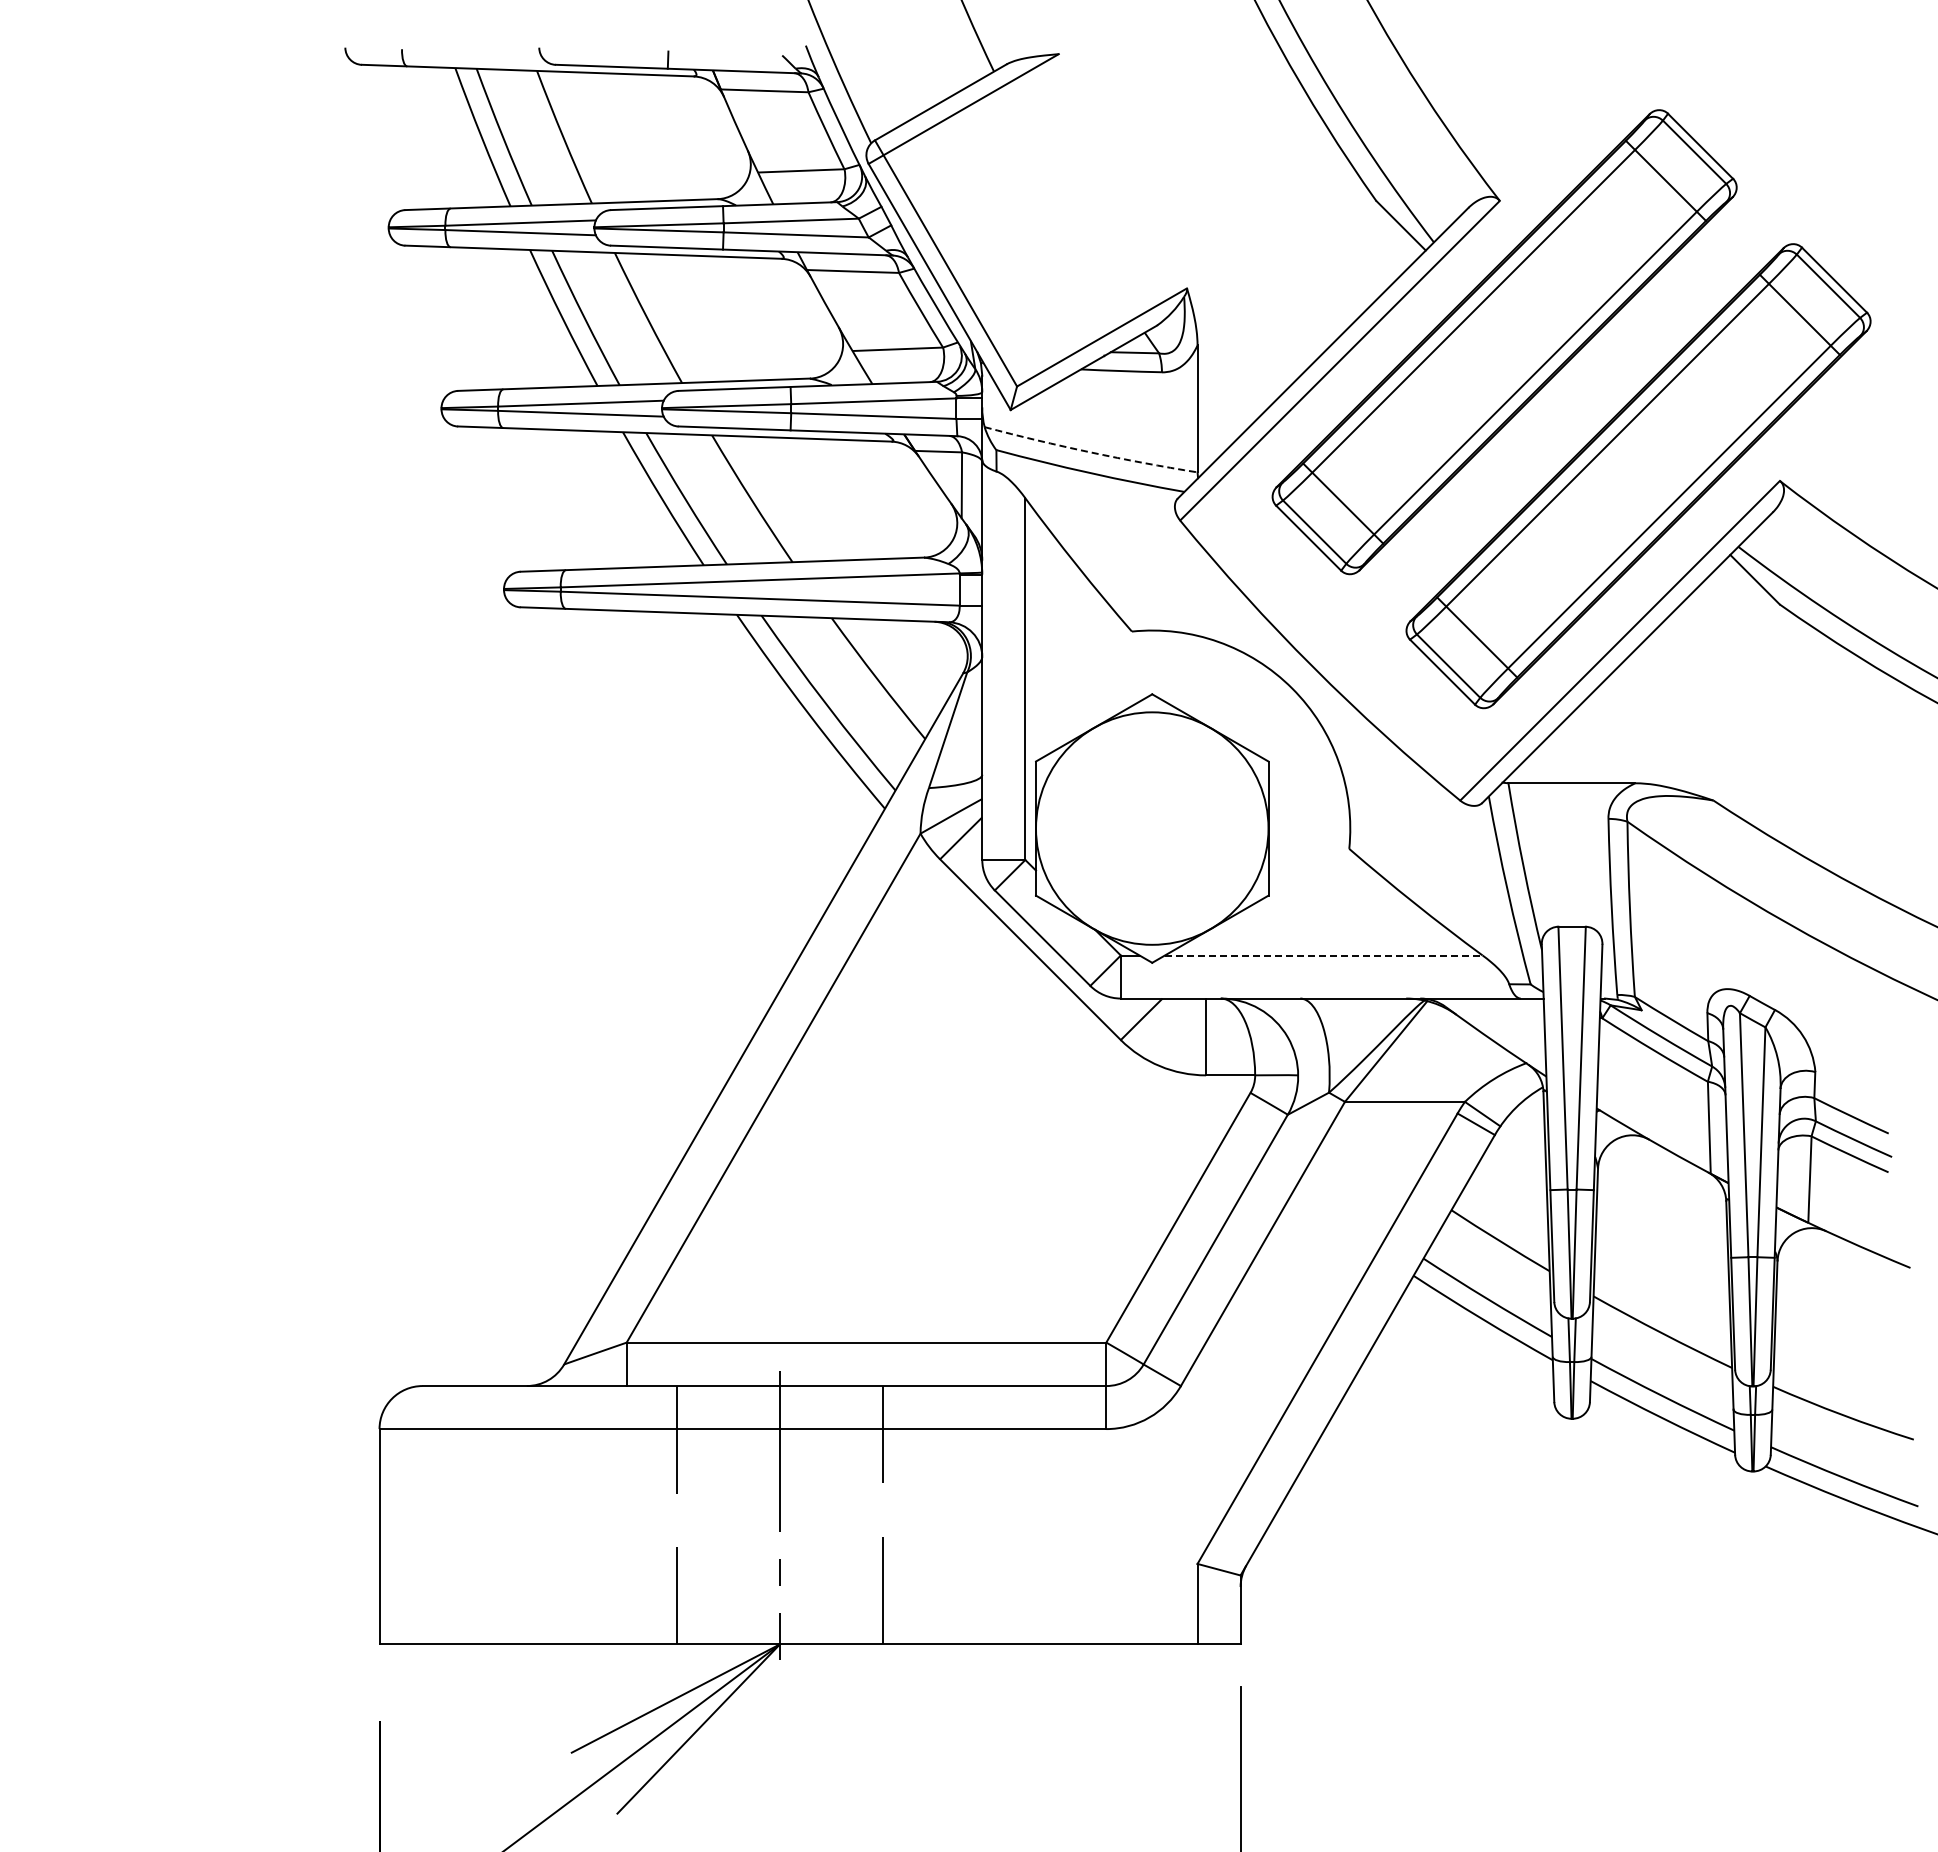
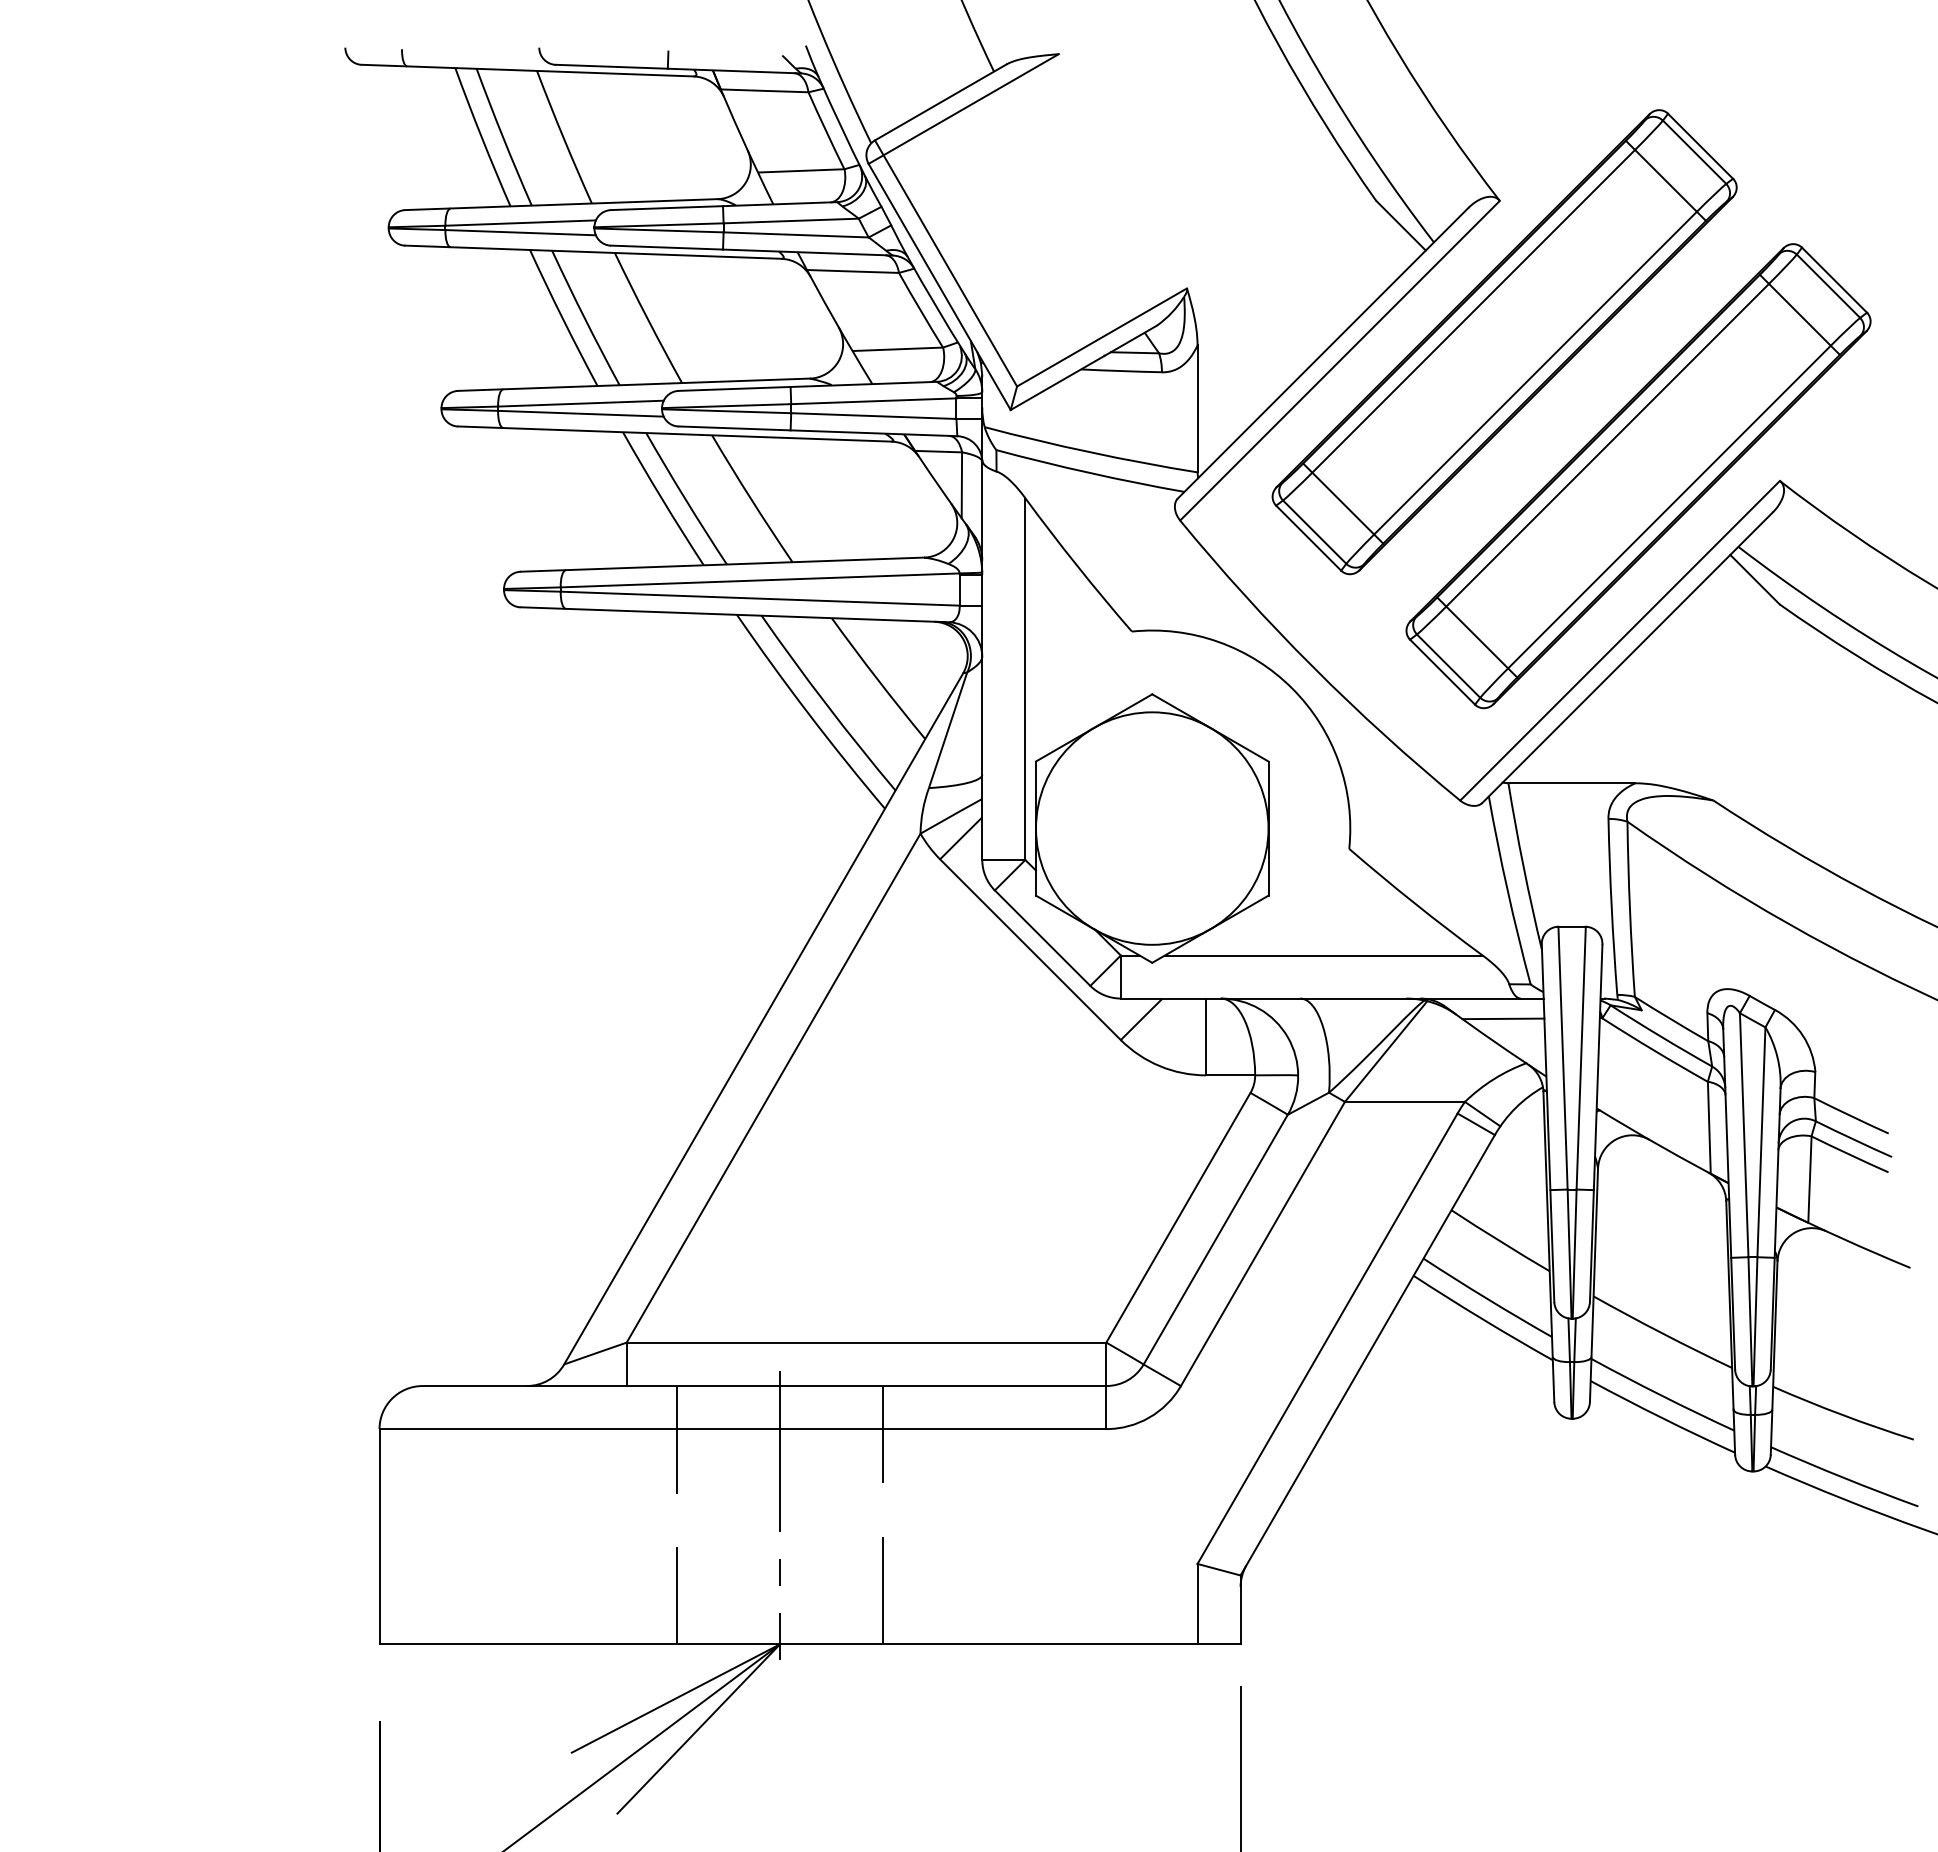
arc: dashed -> solid (1090, 452)
line: dashed -> solid (1323, 955)
line: none -> present (1503, 1018)
